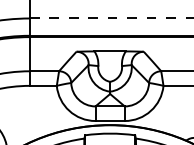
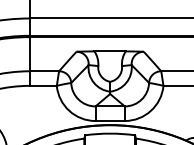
line: dashed -> solid (111, 18)
